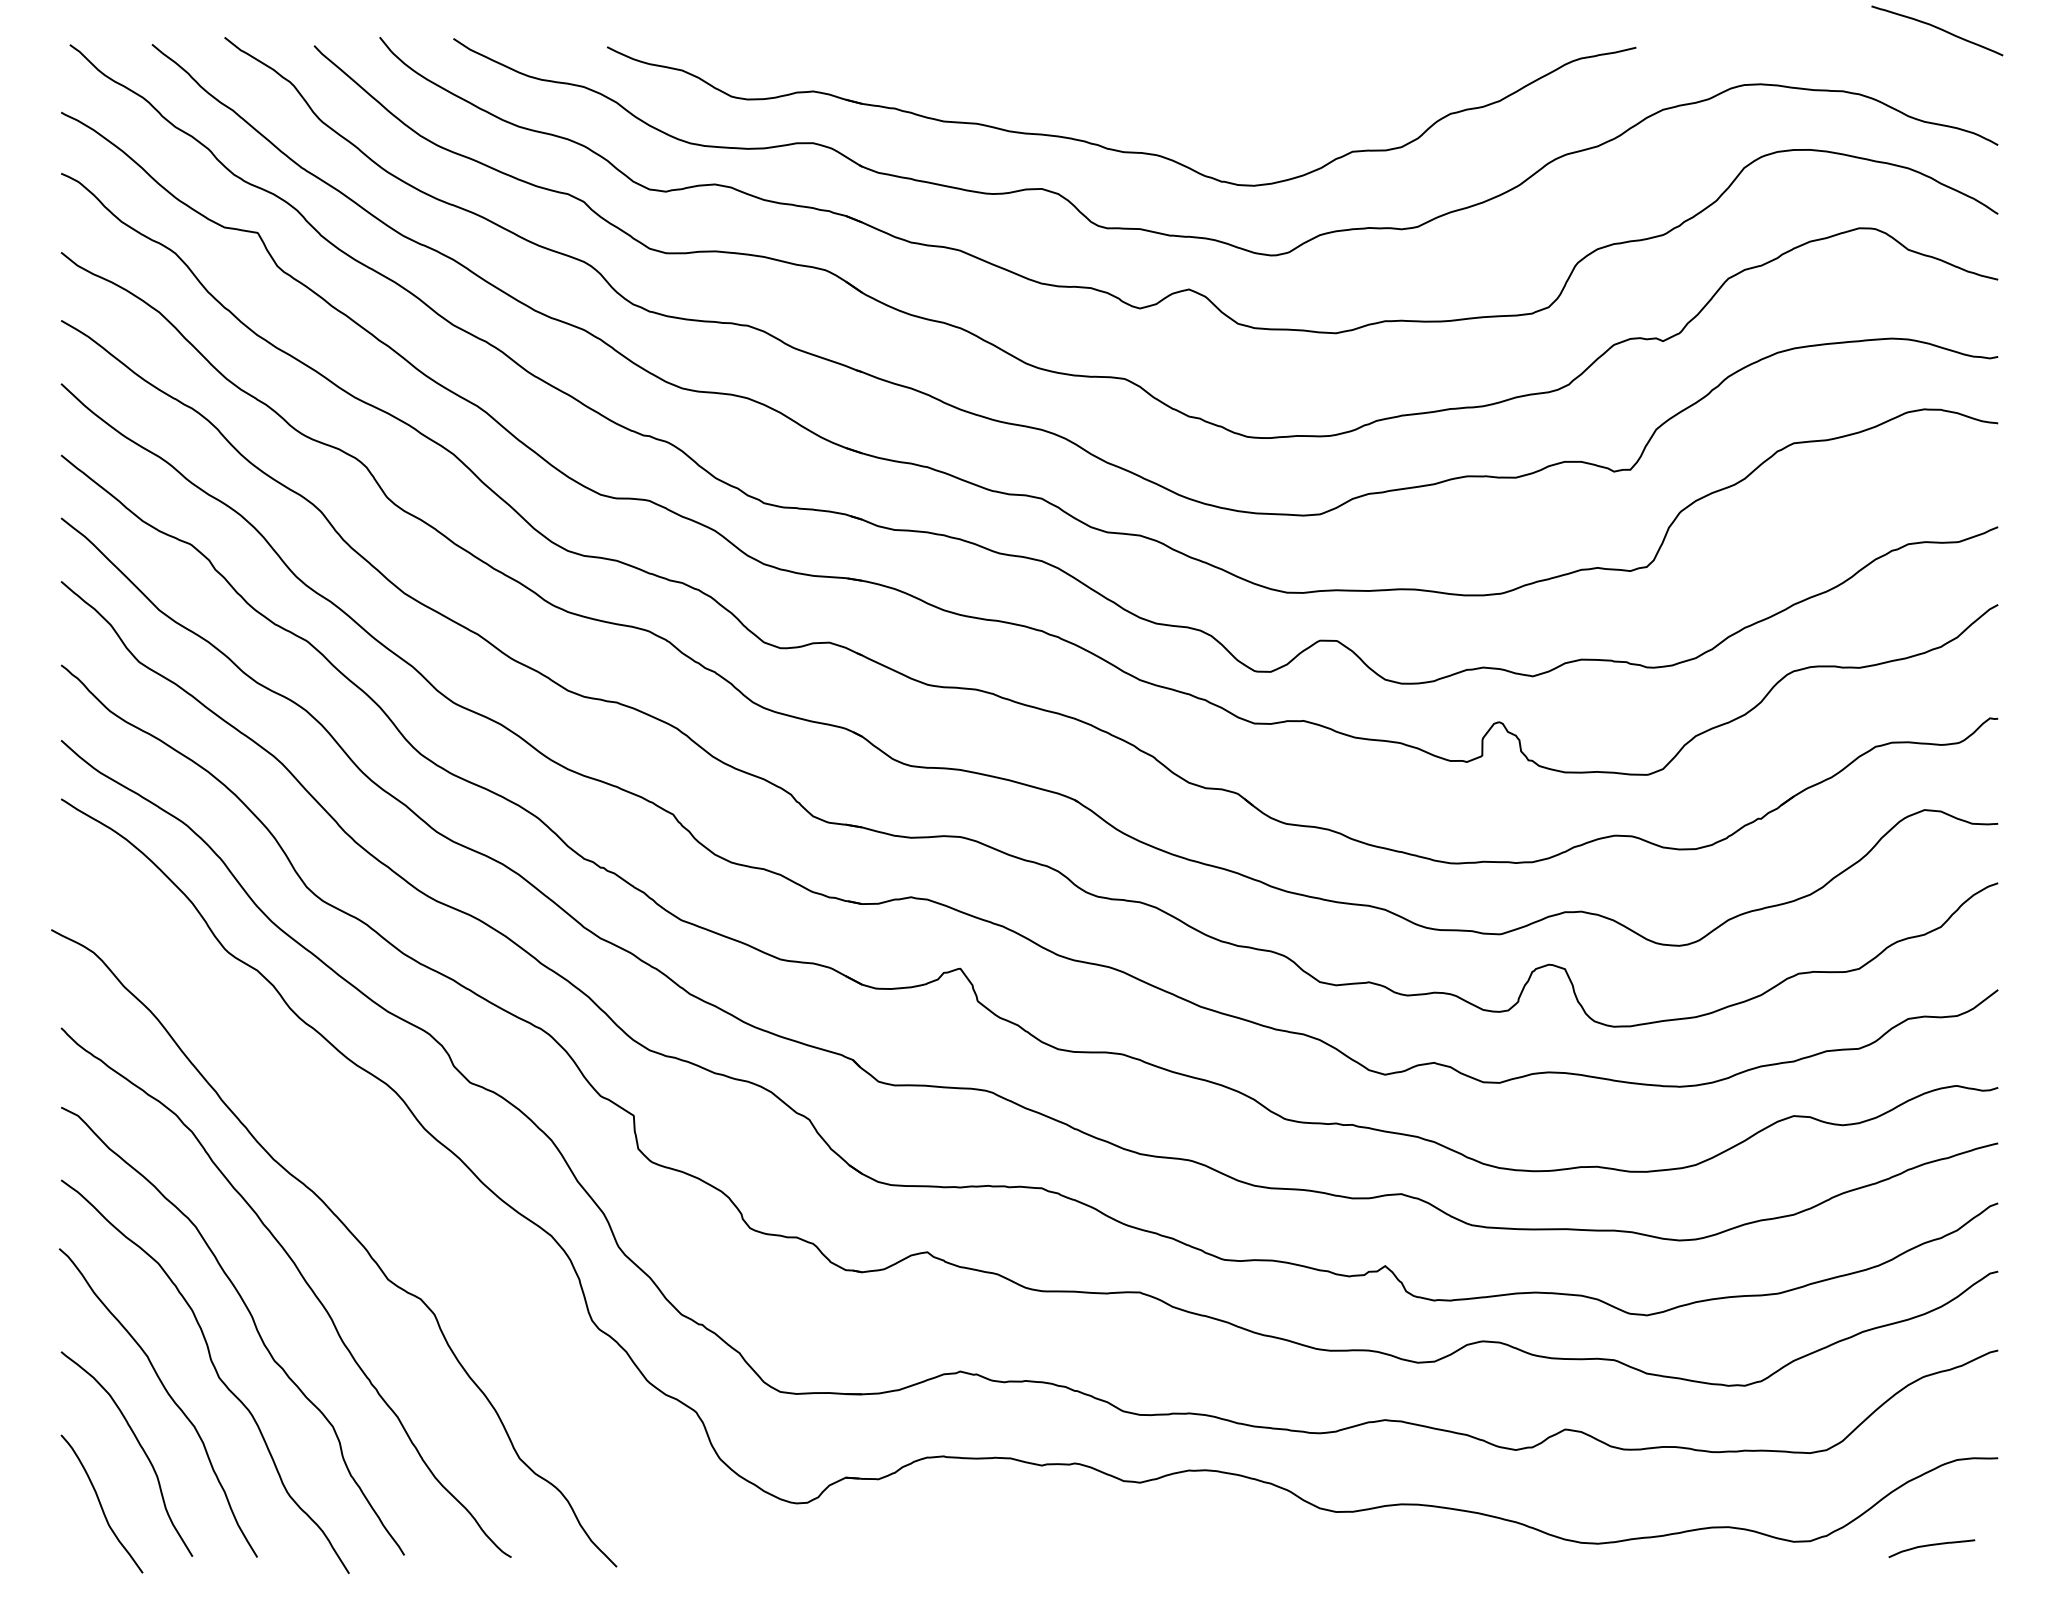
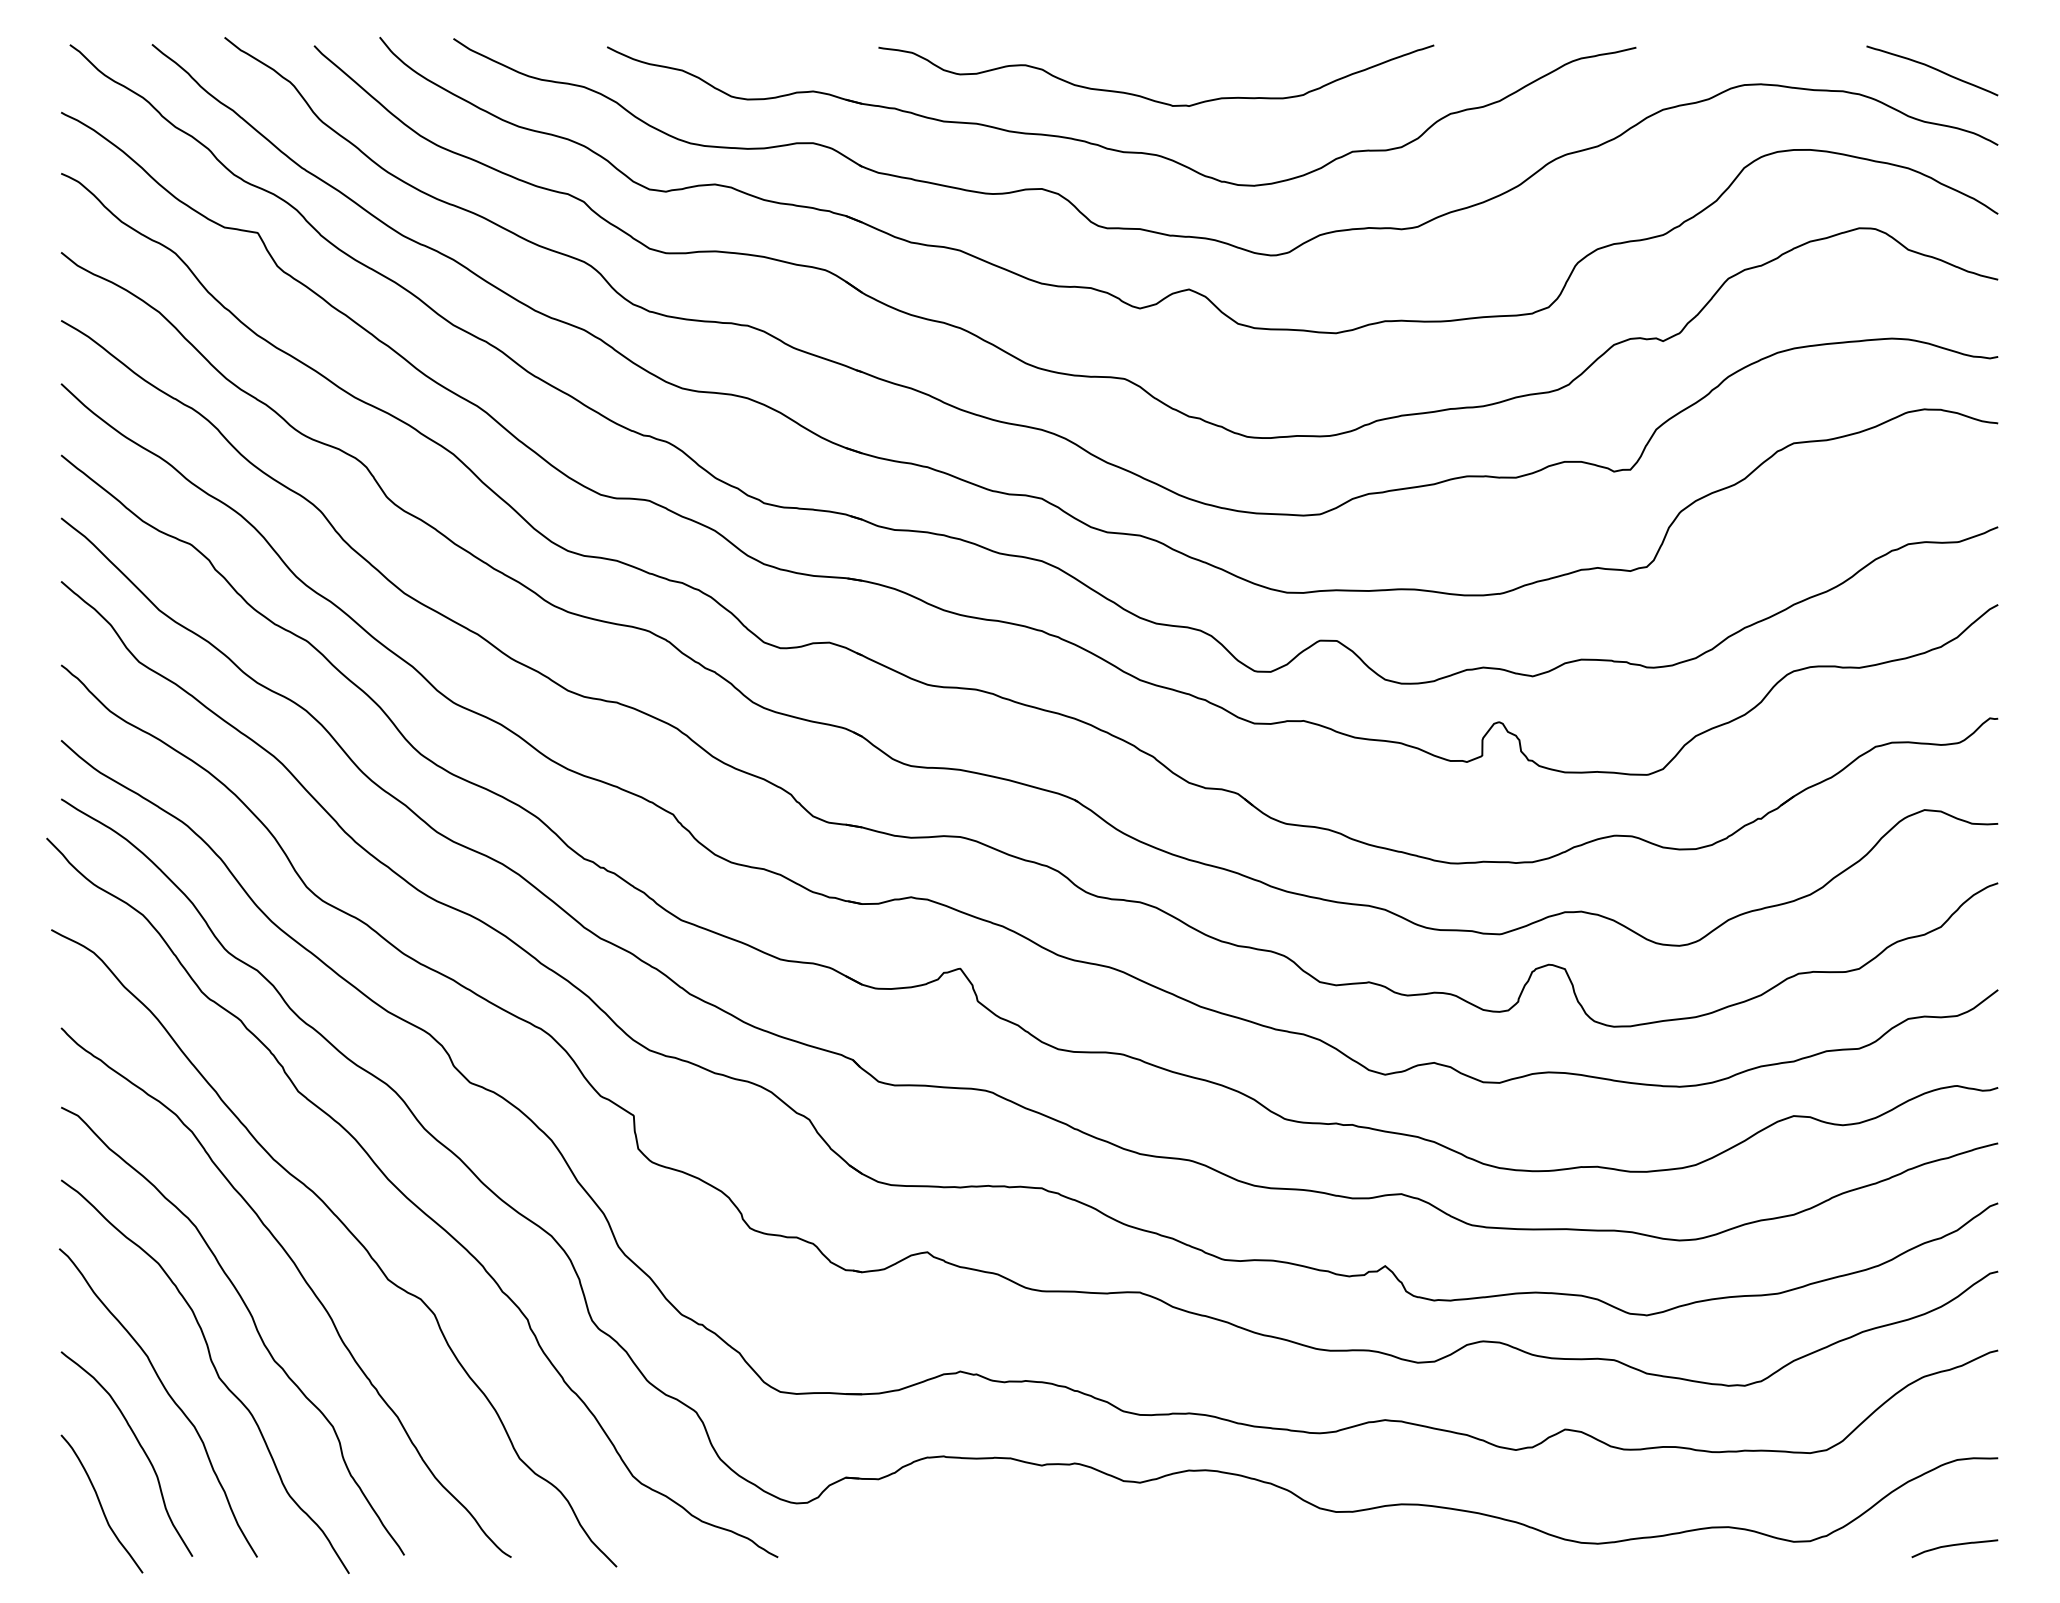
curve position: (1938, 29) -> (1933, 69) (1933, 69)
curve: none -> present (1147, 97)
curve: none -> present (410, 1199)
curve position: (1929, 1546) -> (1952, 1546) (1952, 1546)
